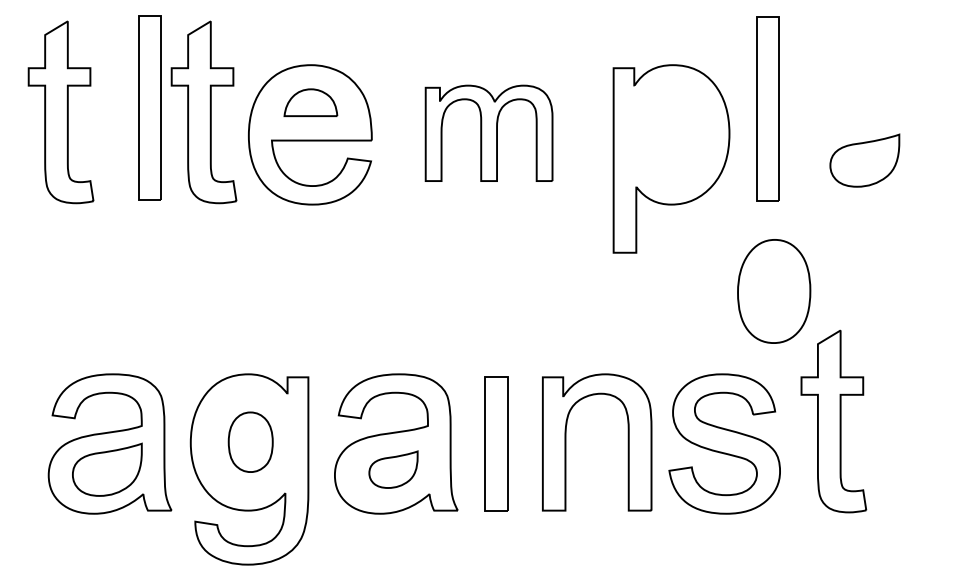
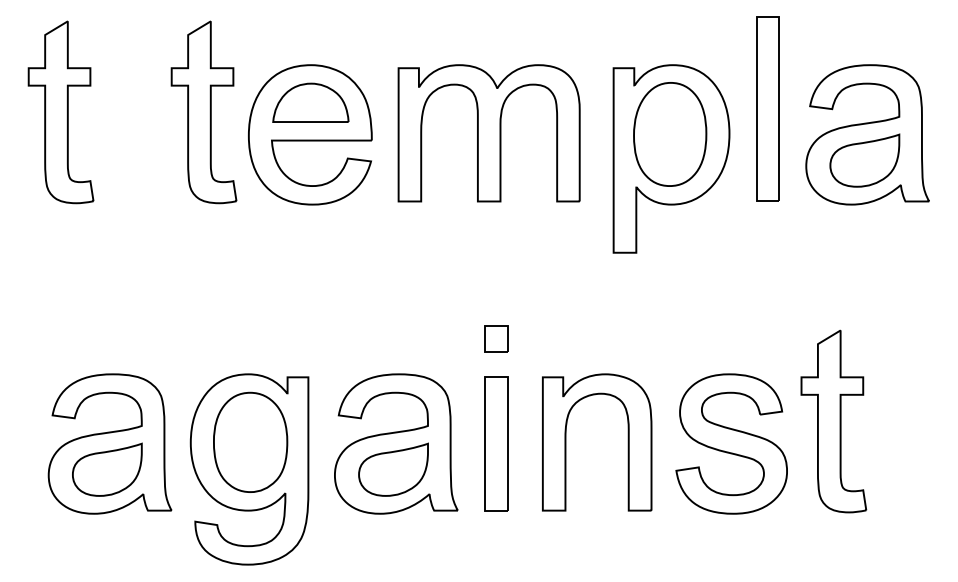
part size: 56x29 px -> 78x41 px (310, 102)
part: present -> none (149, 107)
part size: 130x98 px -> 184x139 px (488, 133)
part: none -> present (867, 134)
part position: (774, 291) -> (670, 134) (670, 134)
part: none -> present (496, 338)
part size: 47x62 px -> 76x102 px (250, 441)
part position: (724, 443) -> (731, 443) (731, 443)
part size: 51x39 px -> 71x55 px (393, 469)
